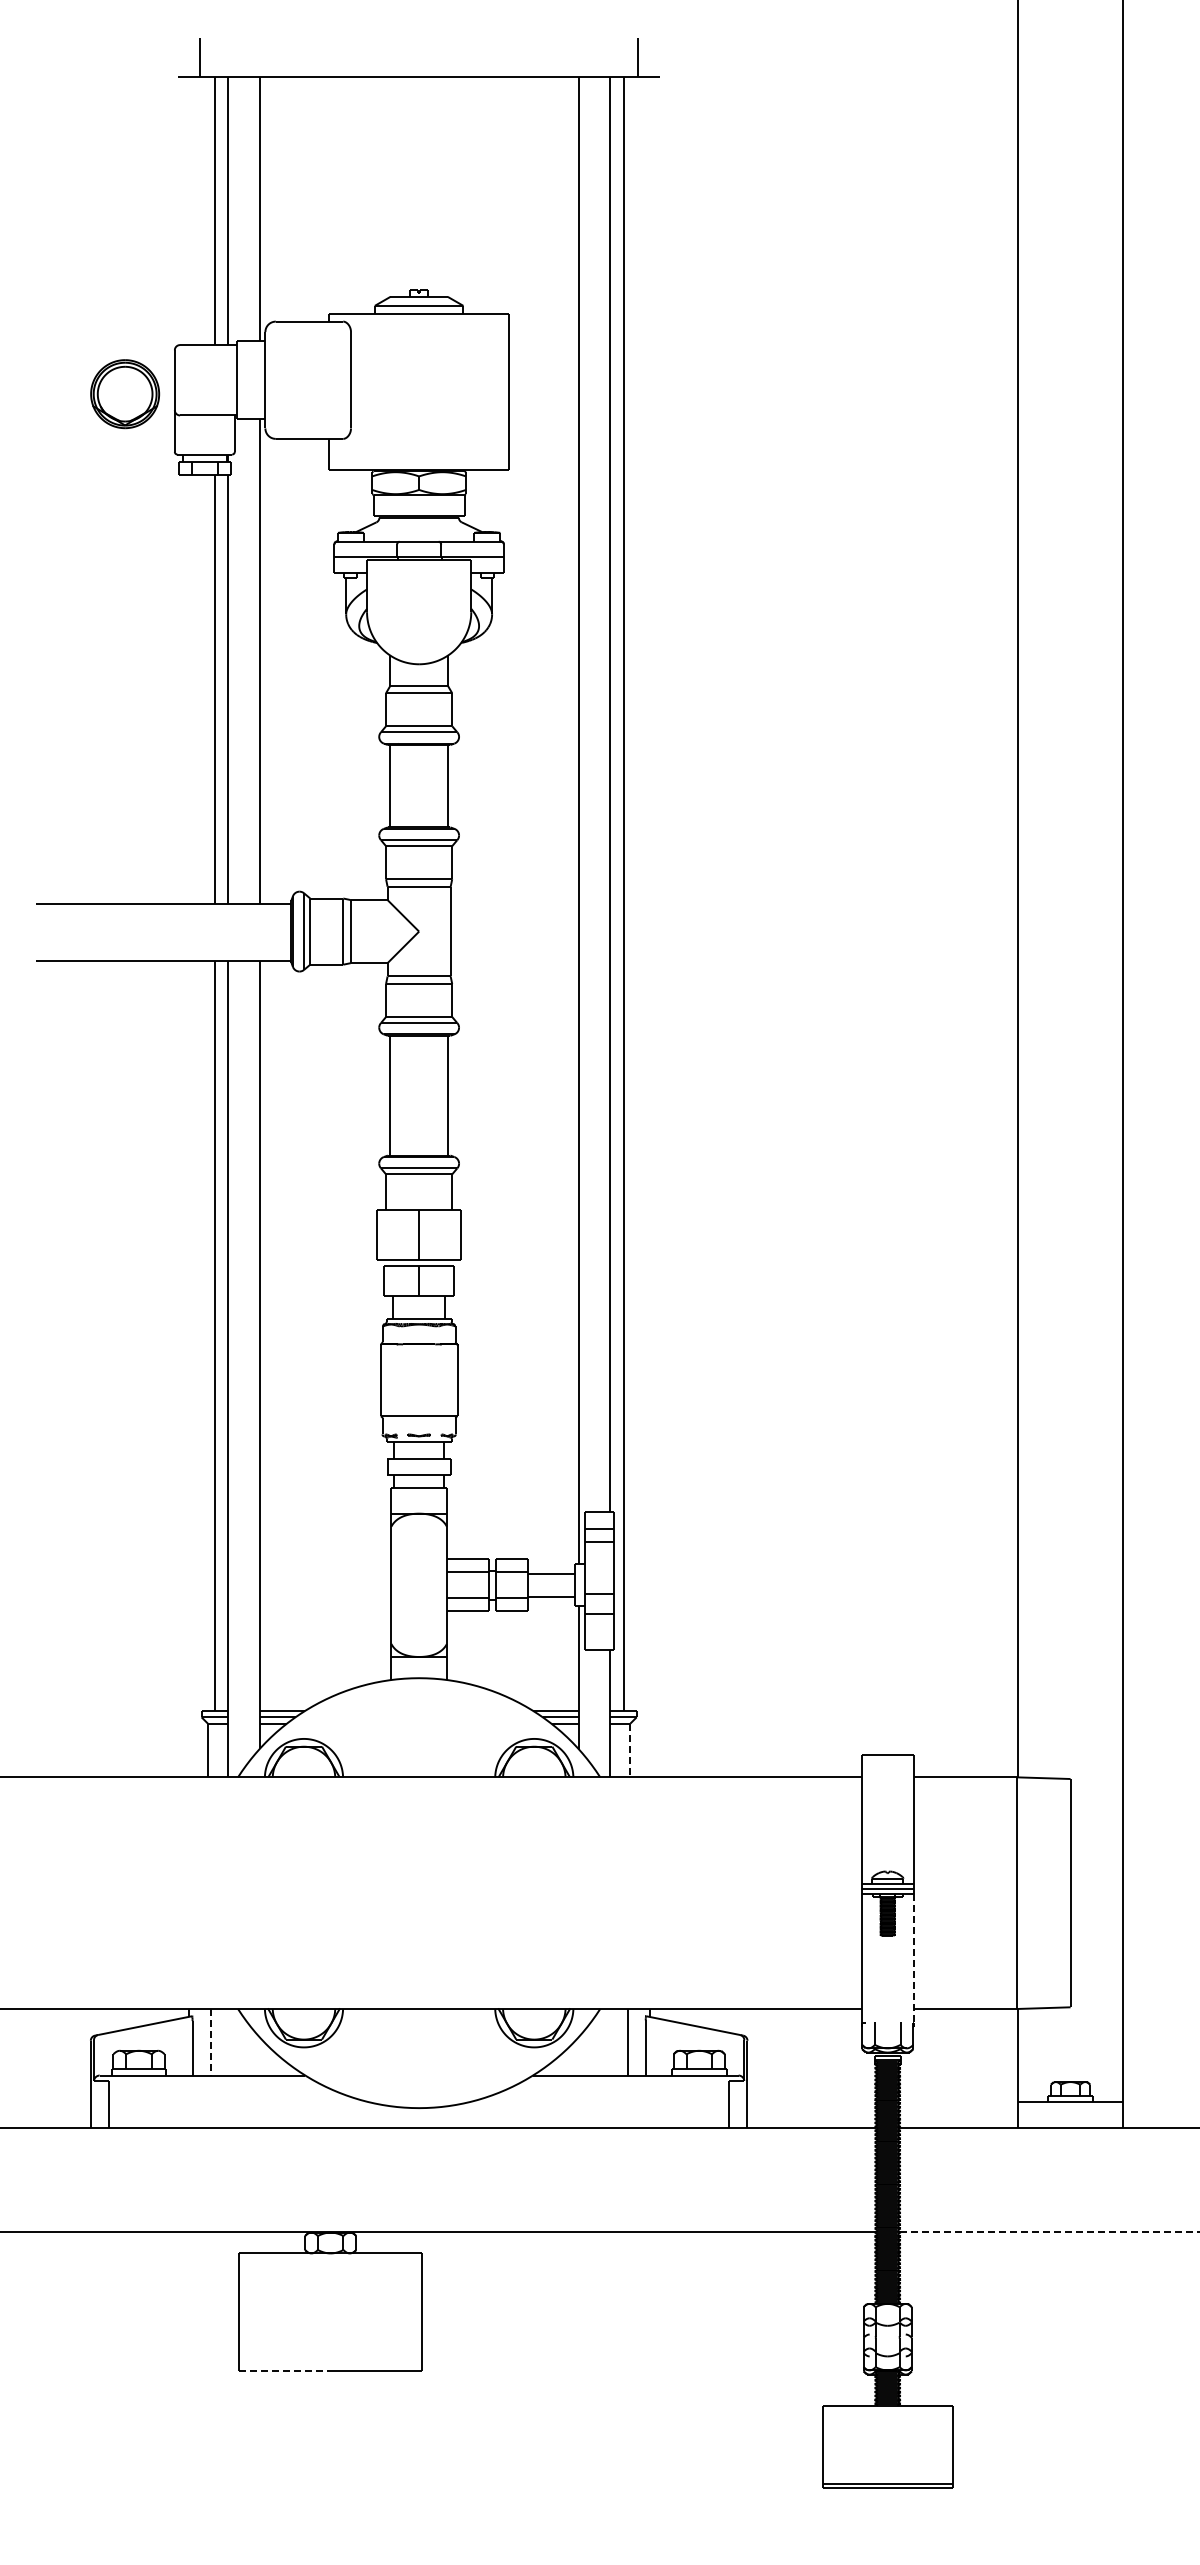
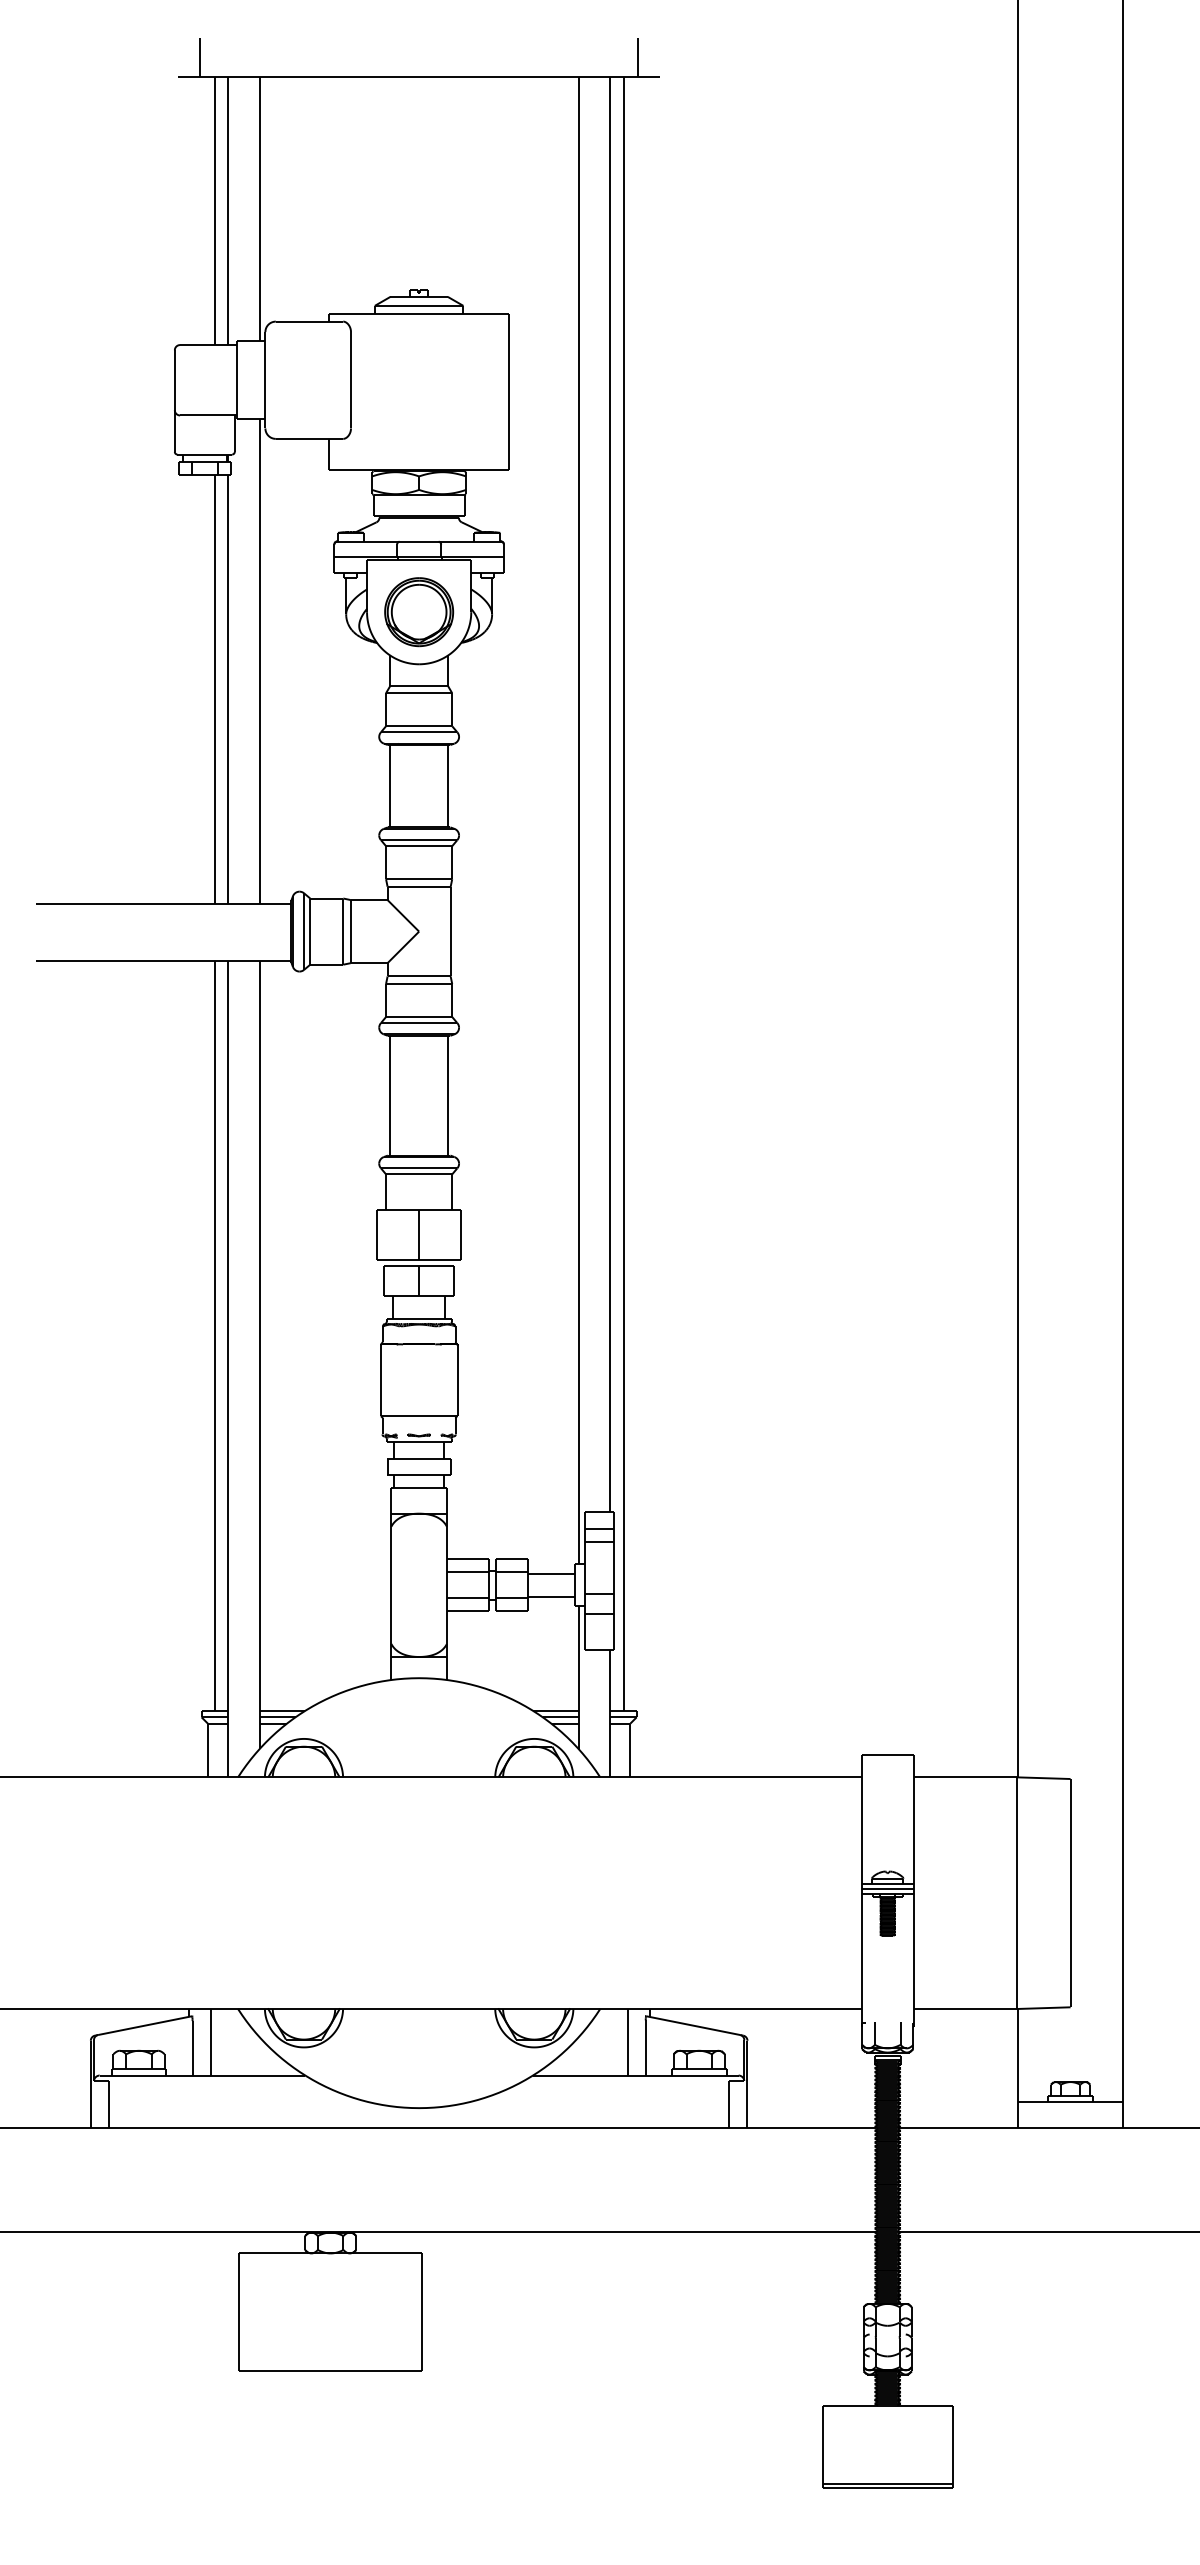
part position: (125, 394) -> (419, 612) (419, 612)
line: dashed -> solid (630, 1750)
line: dashed -> solid (913, 1959)
line: dashed -> solid (210, 2042)
line: dashed -> solid (1049, 2231)
line: dashed -> solid (285, 2370)
